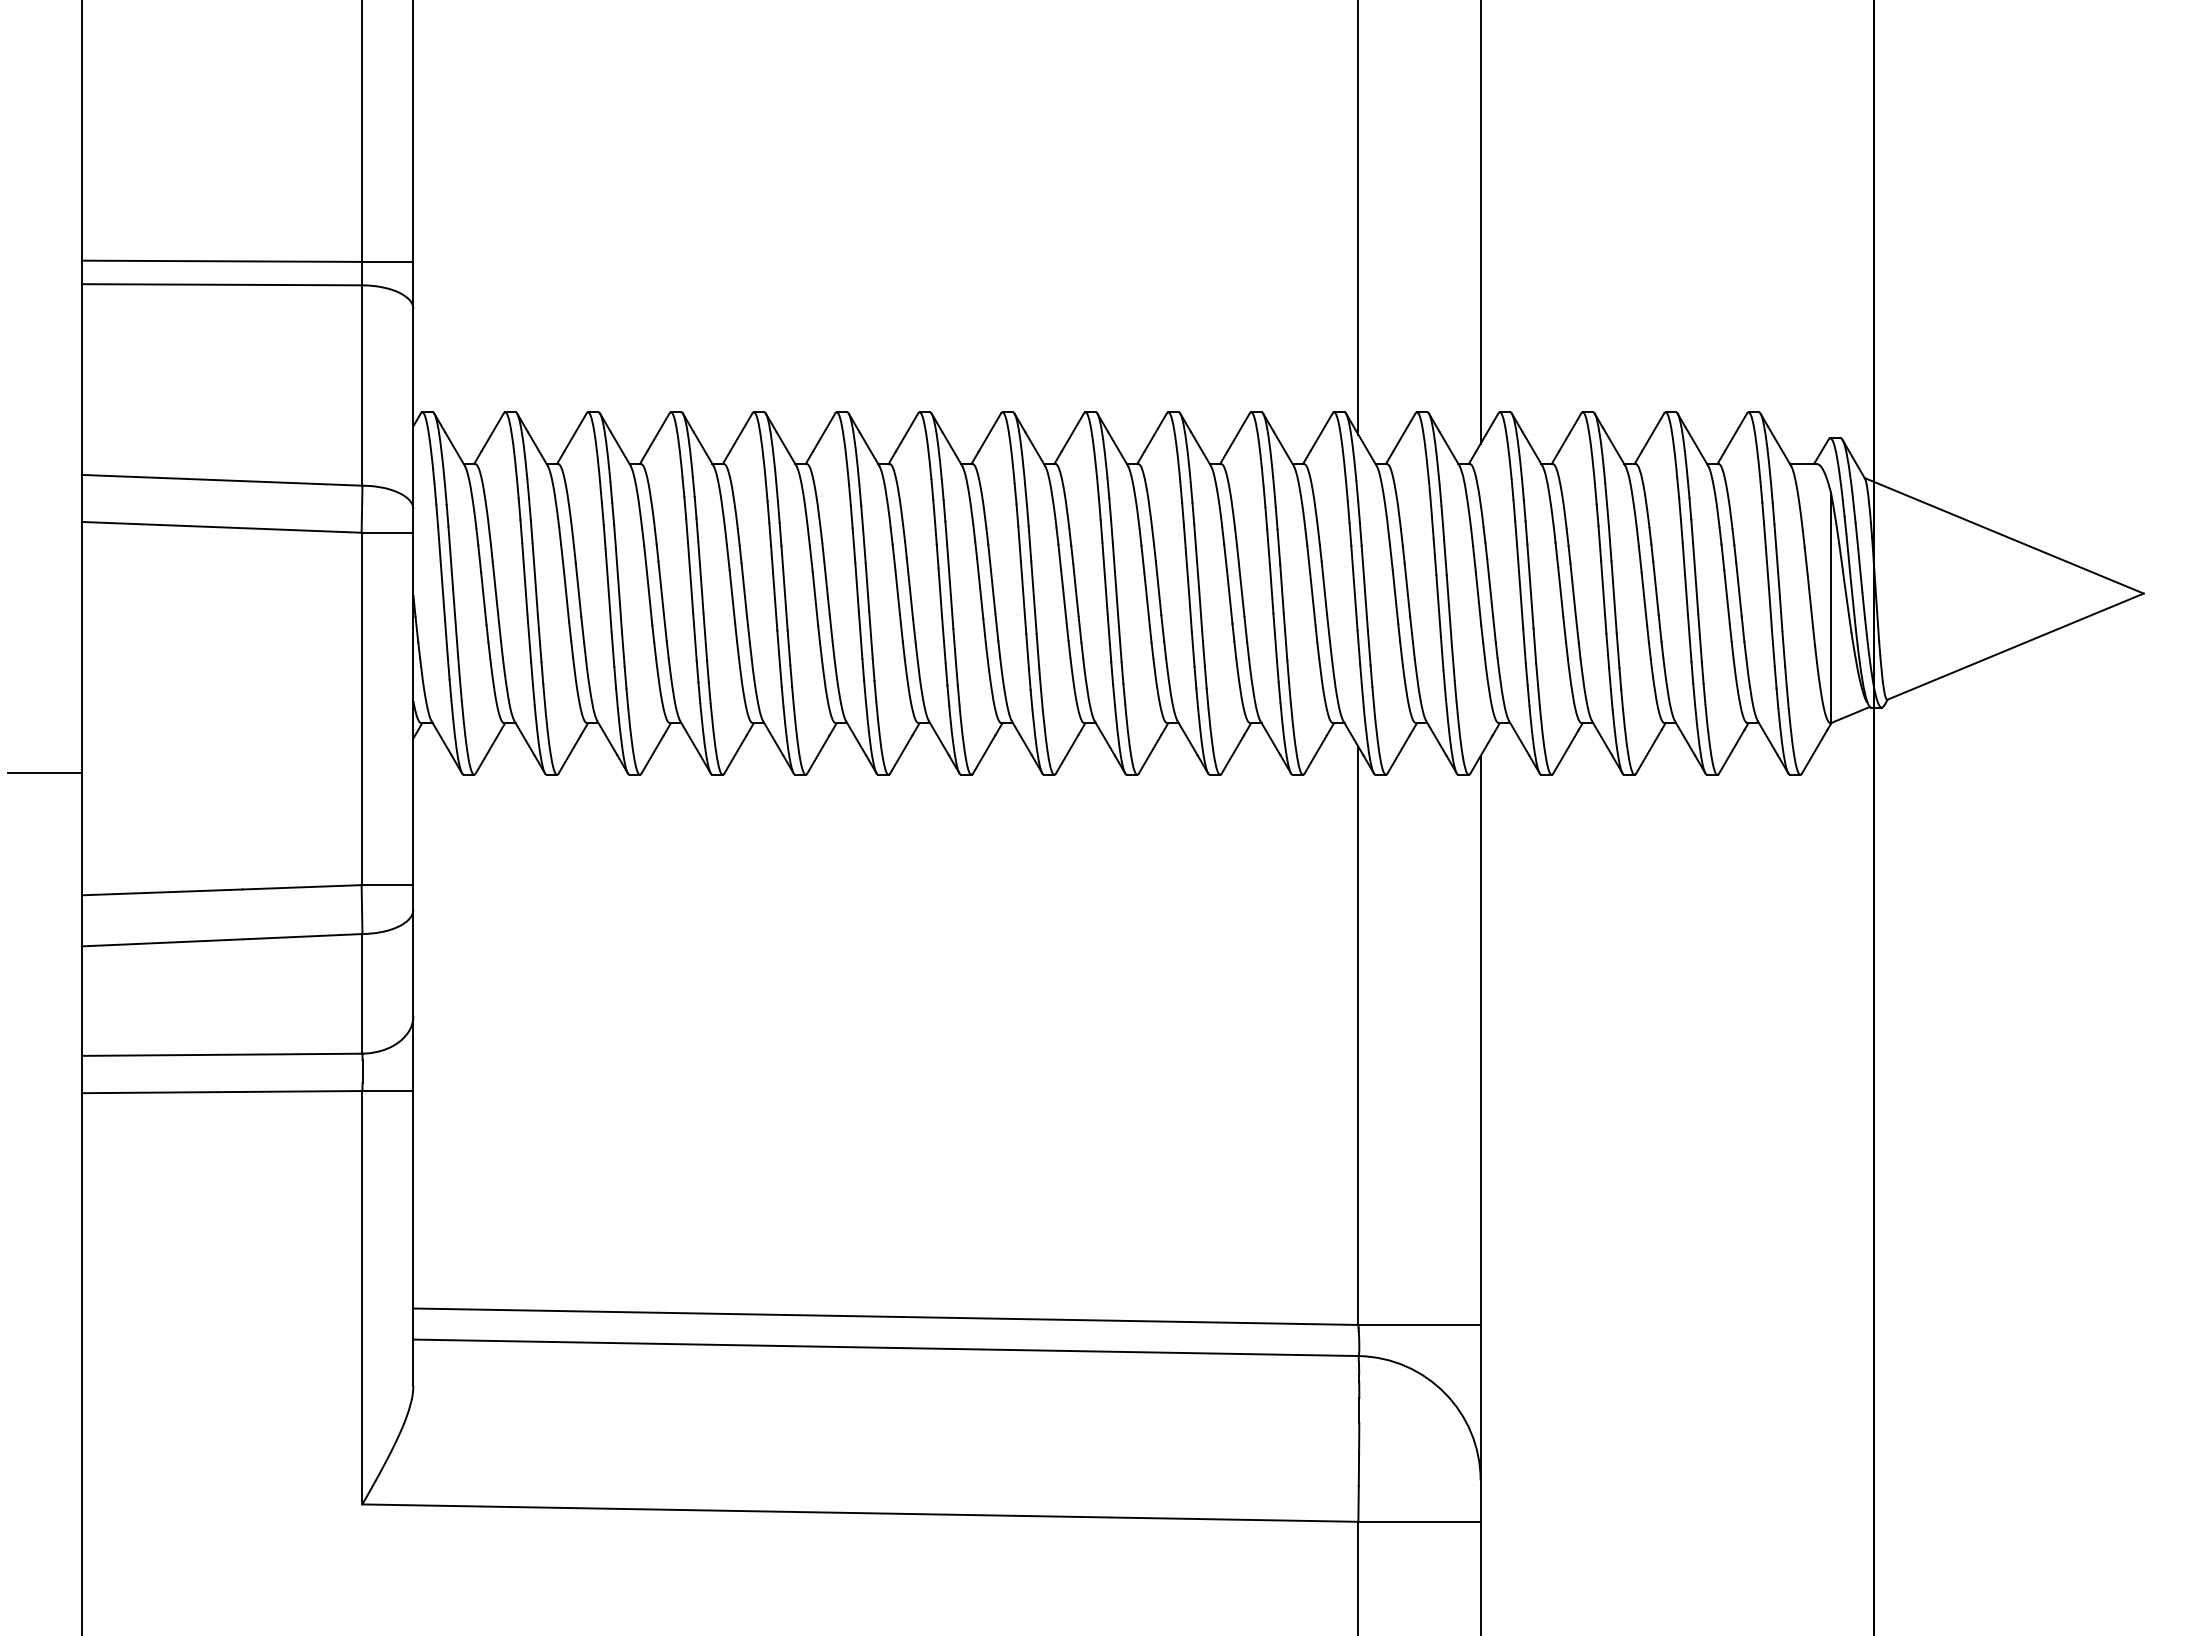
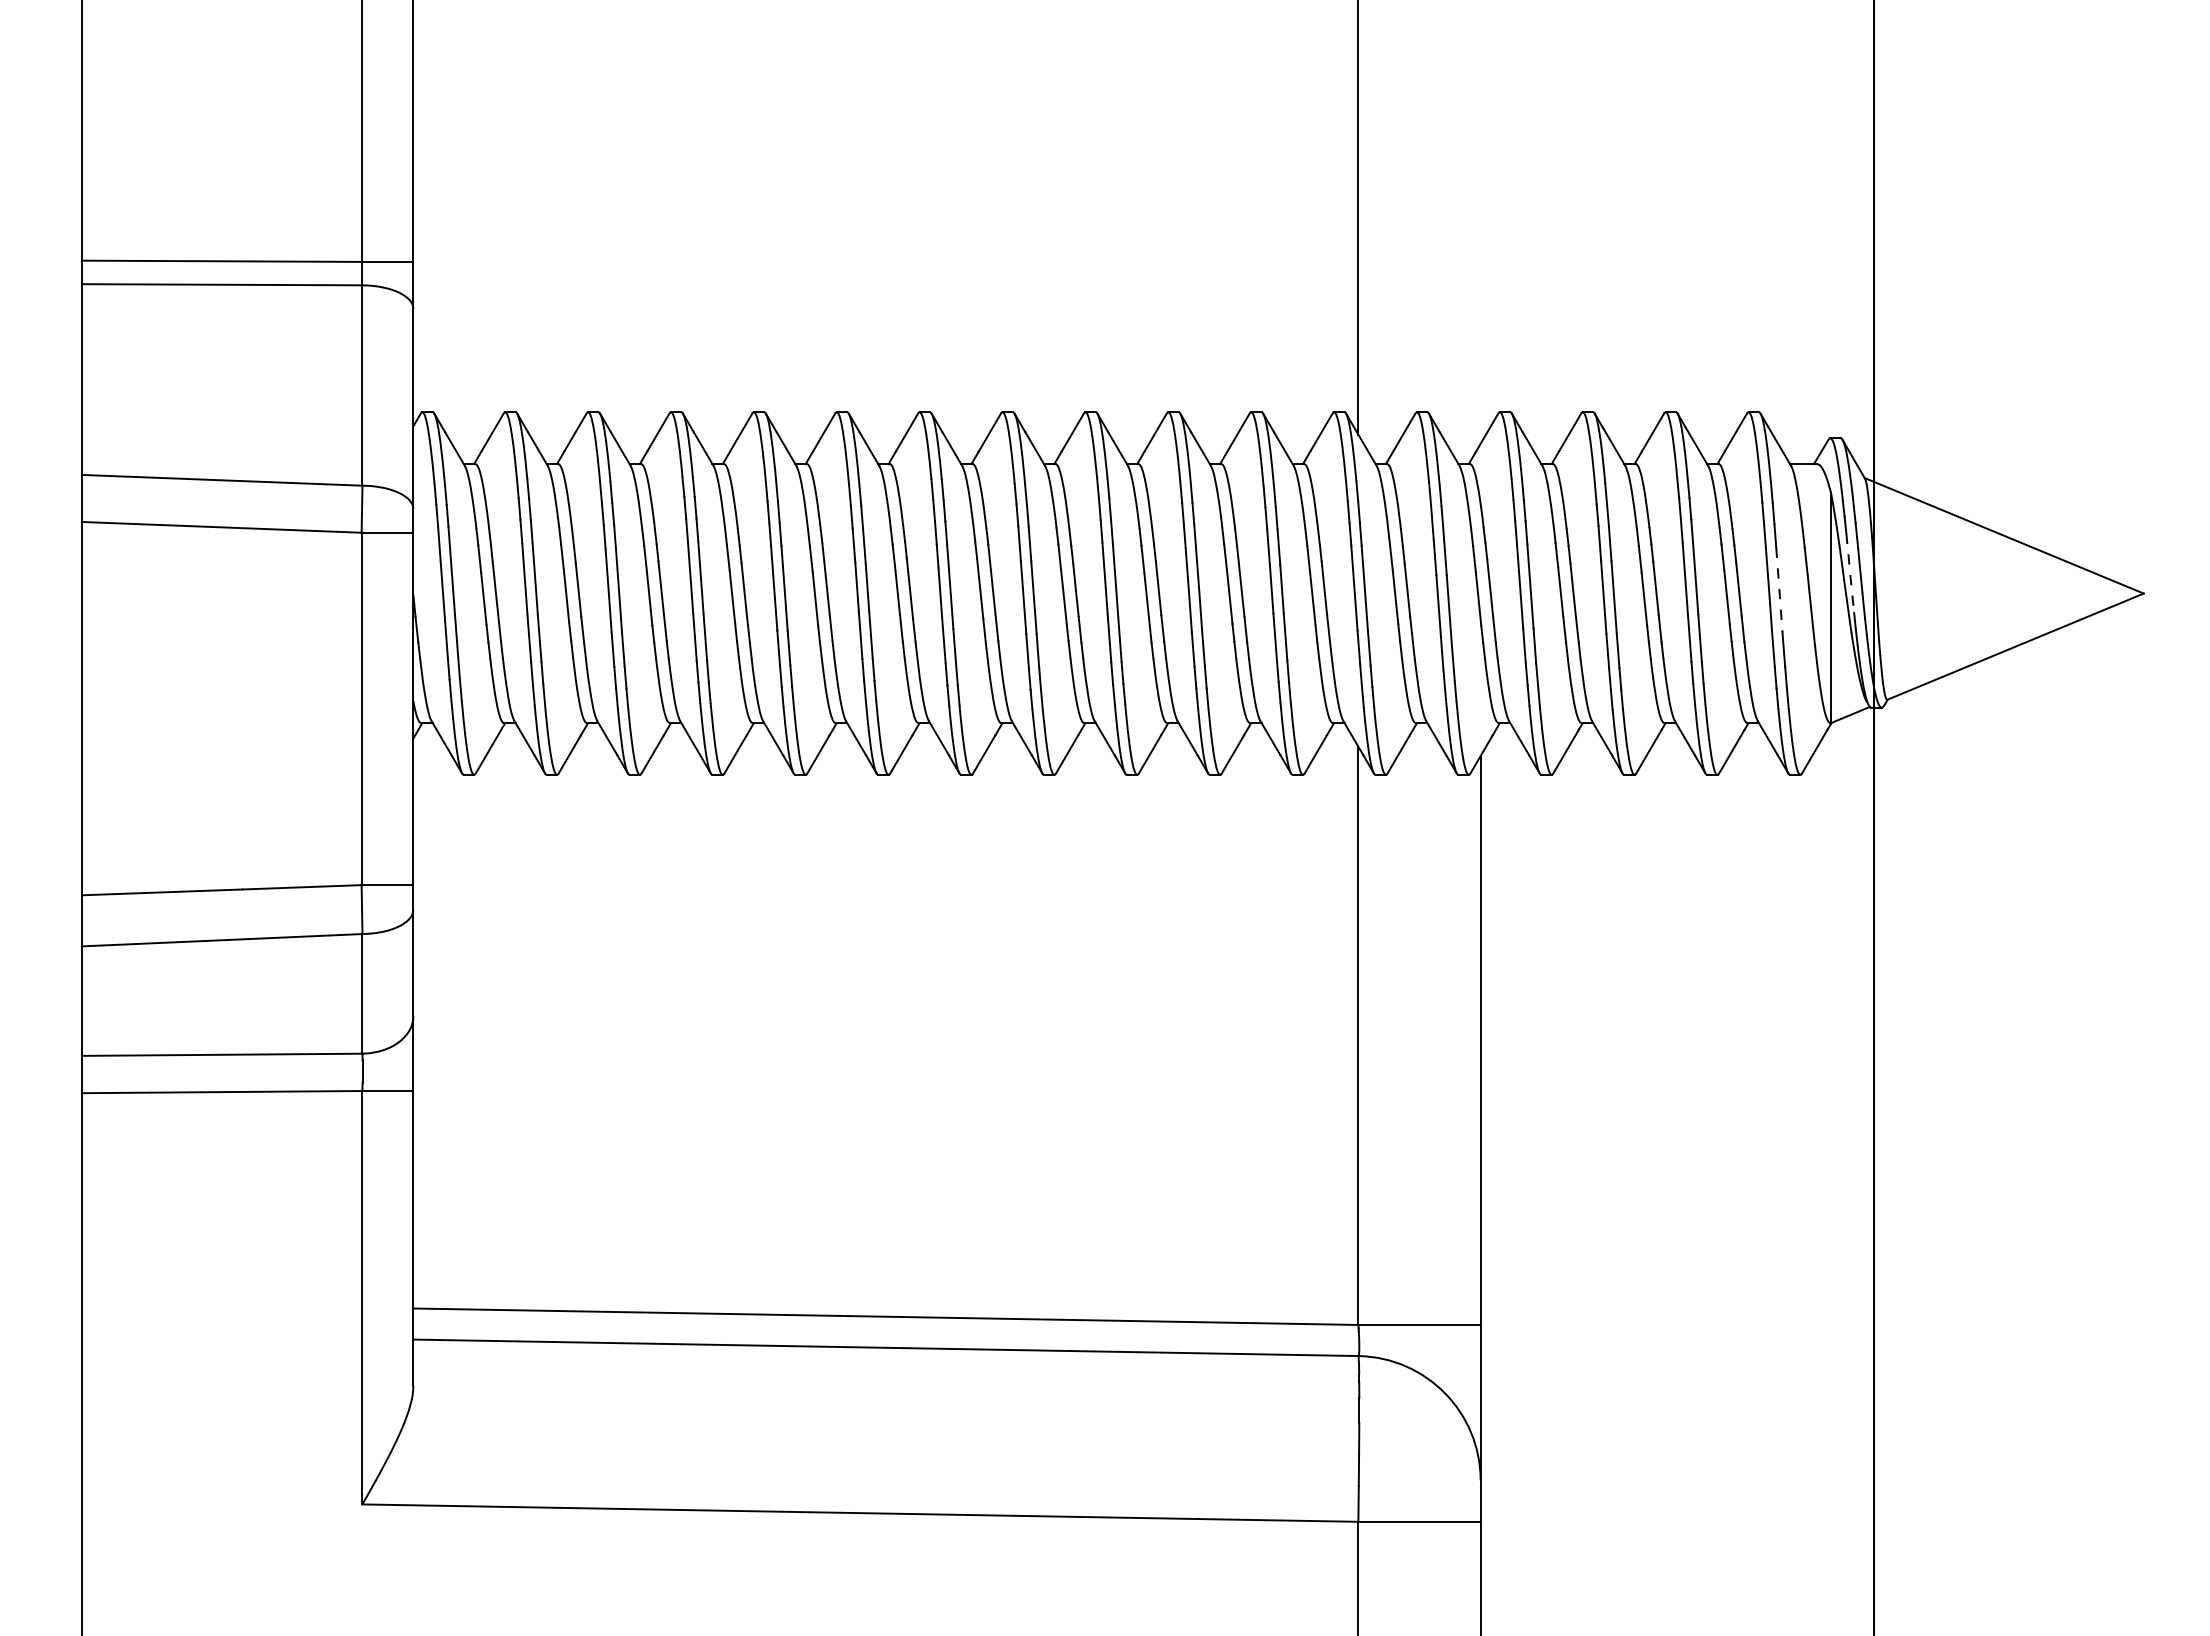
line: present -> none (1480, 222)
line: solid -> dashed (1850, 573)
line: solid -> dashed (1779, 590)
line: present -> none (44, 773)
